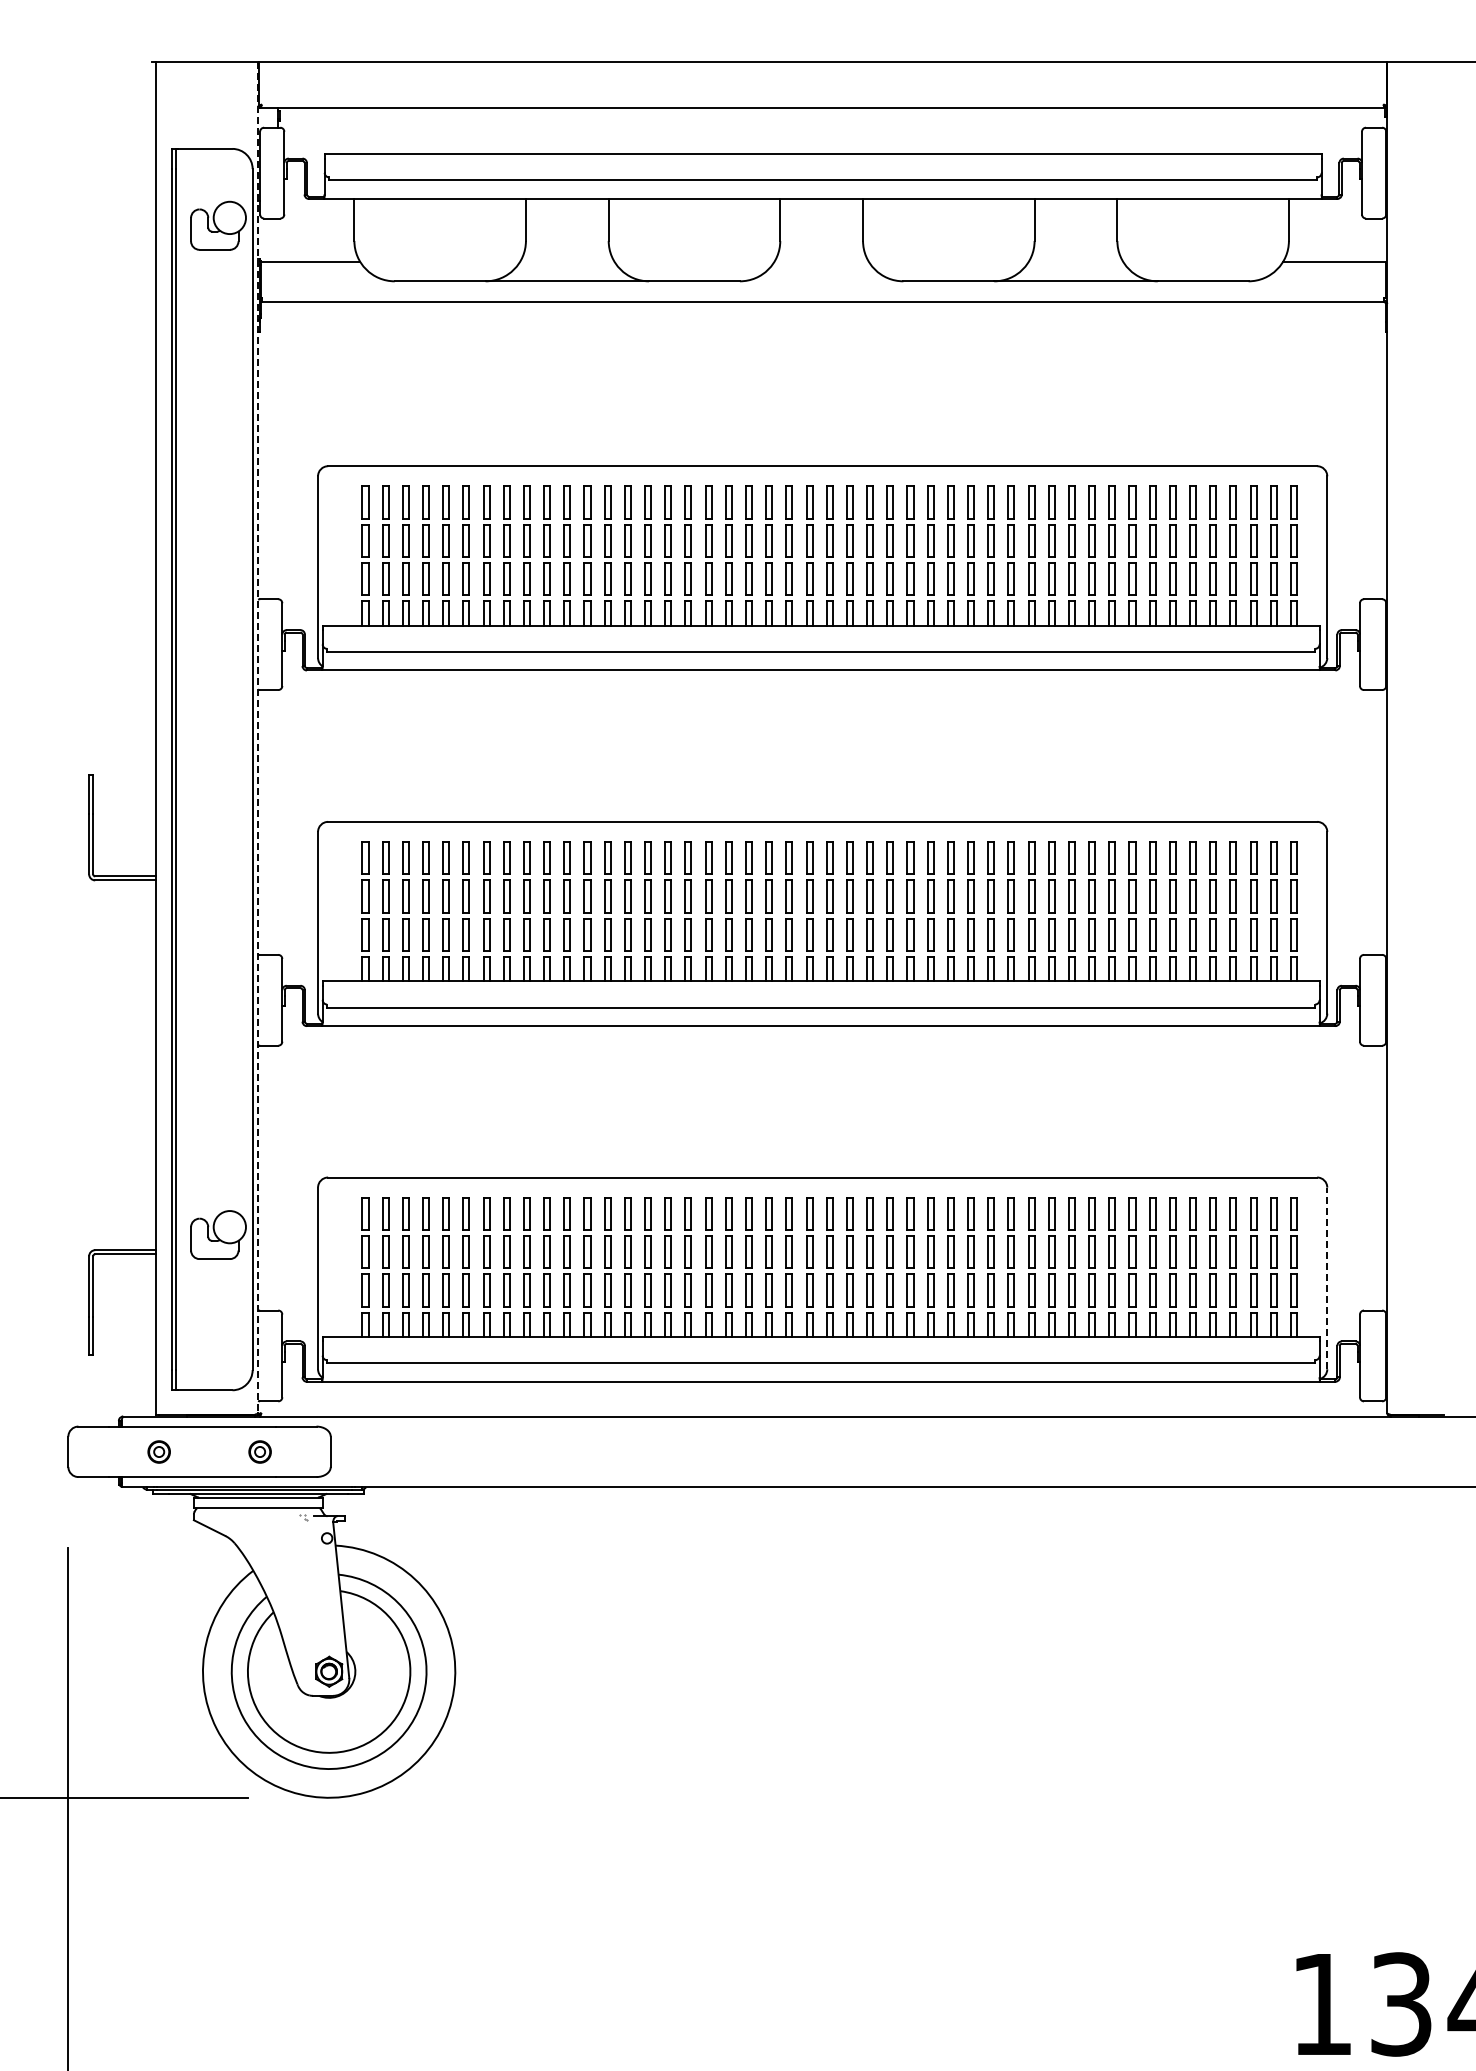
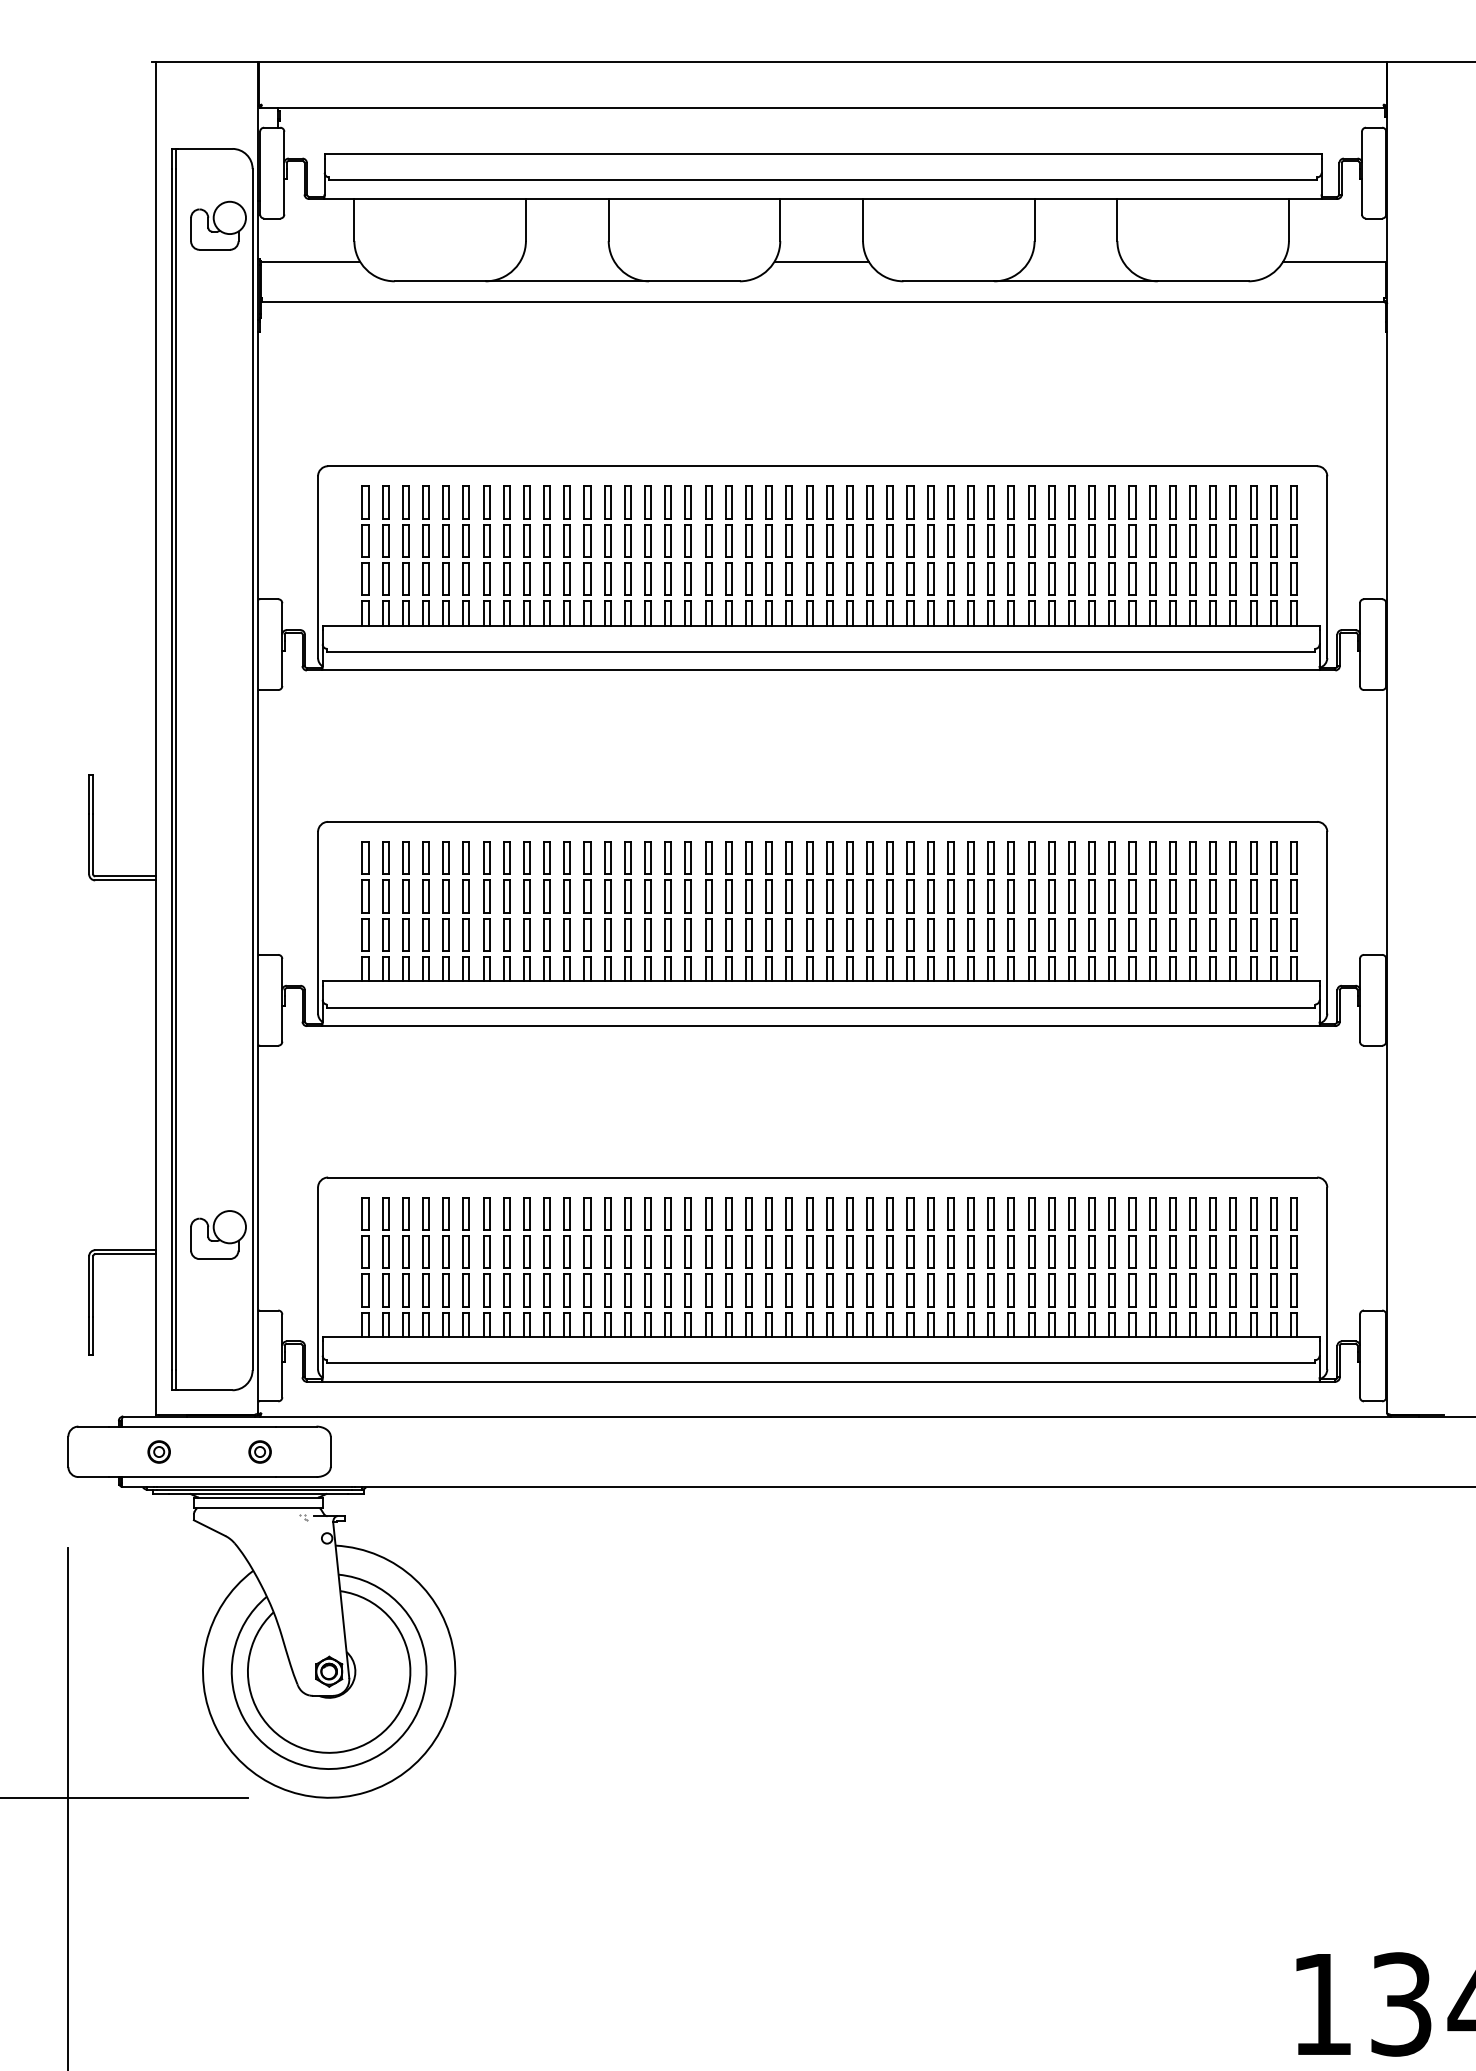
line: none -> present (821, 261)
line: dashed -> solid (258, 738)
line: dashed -> solid (1327, 1278)
